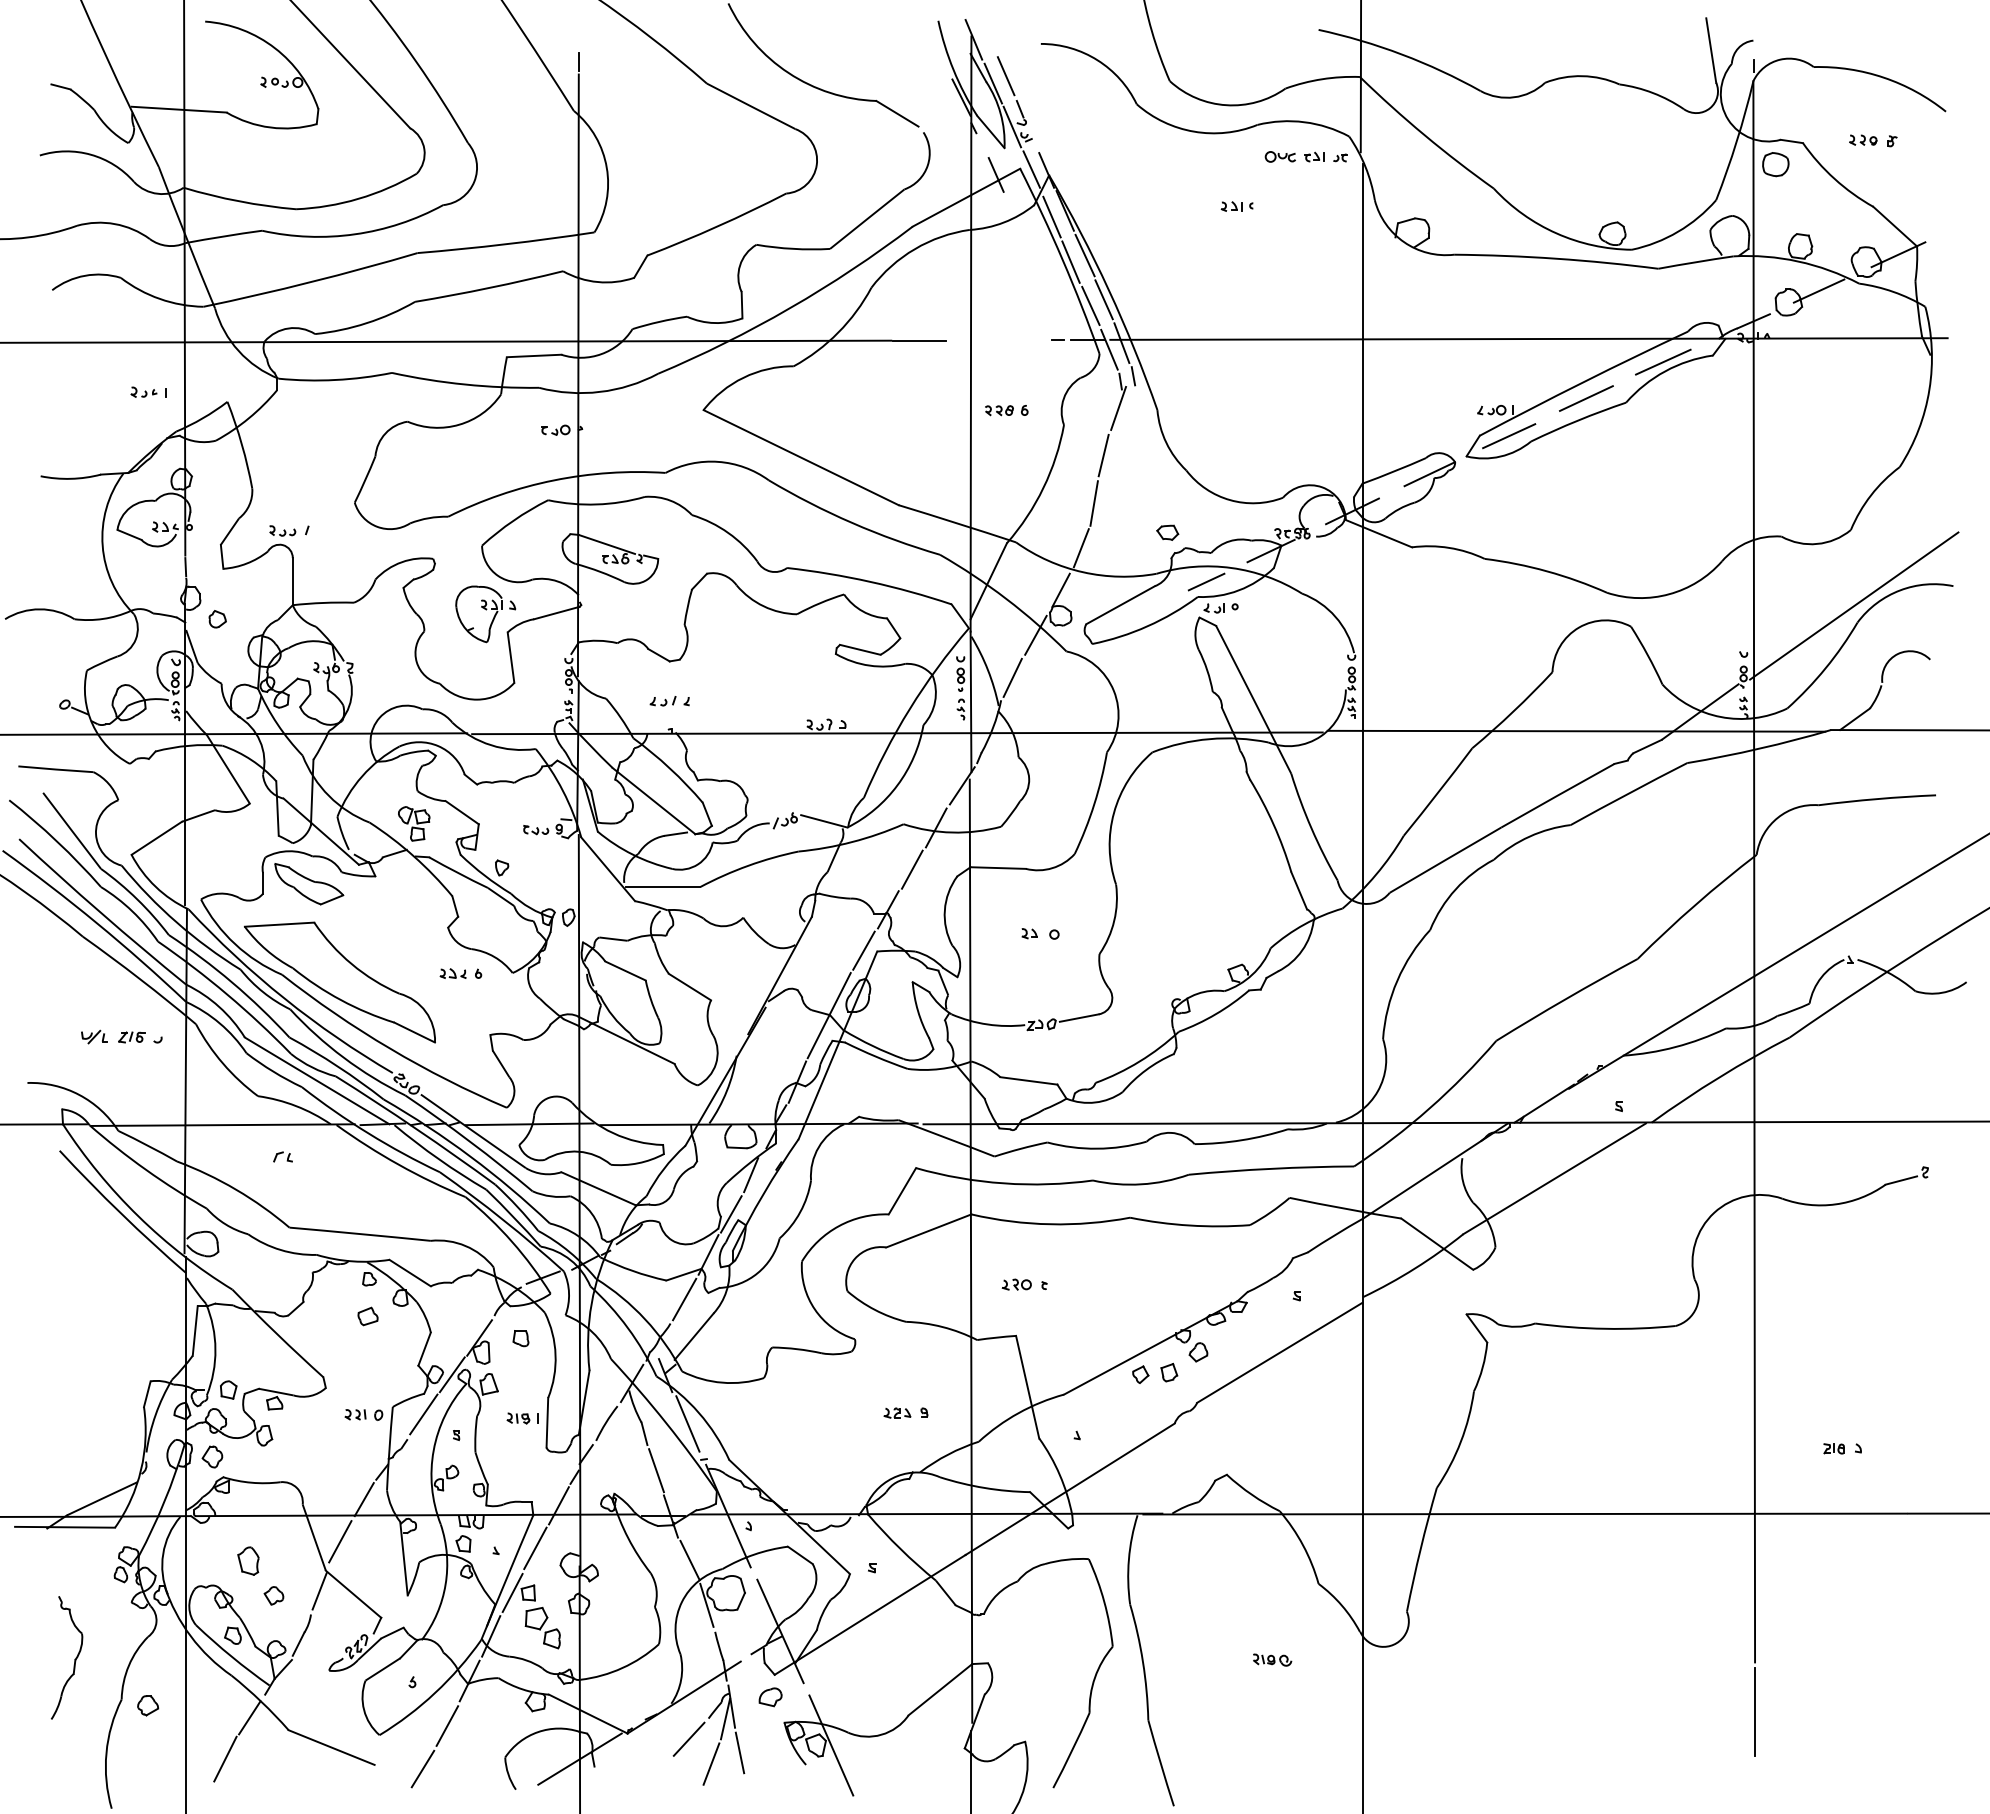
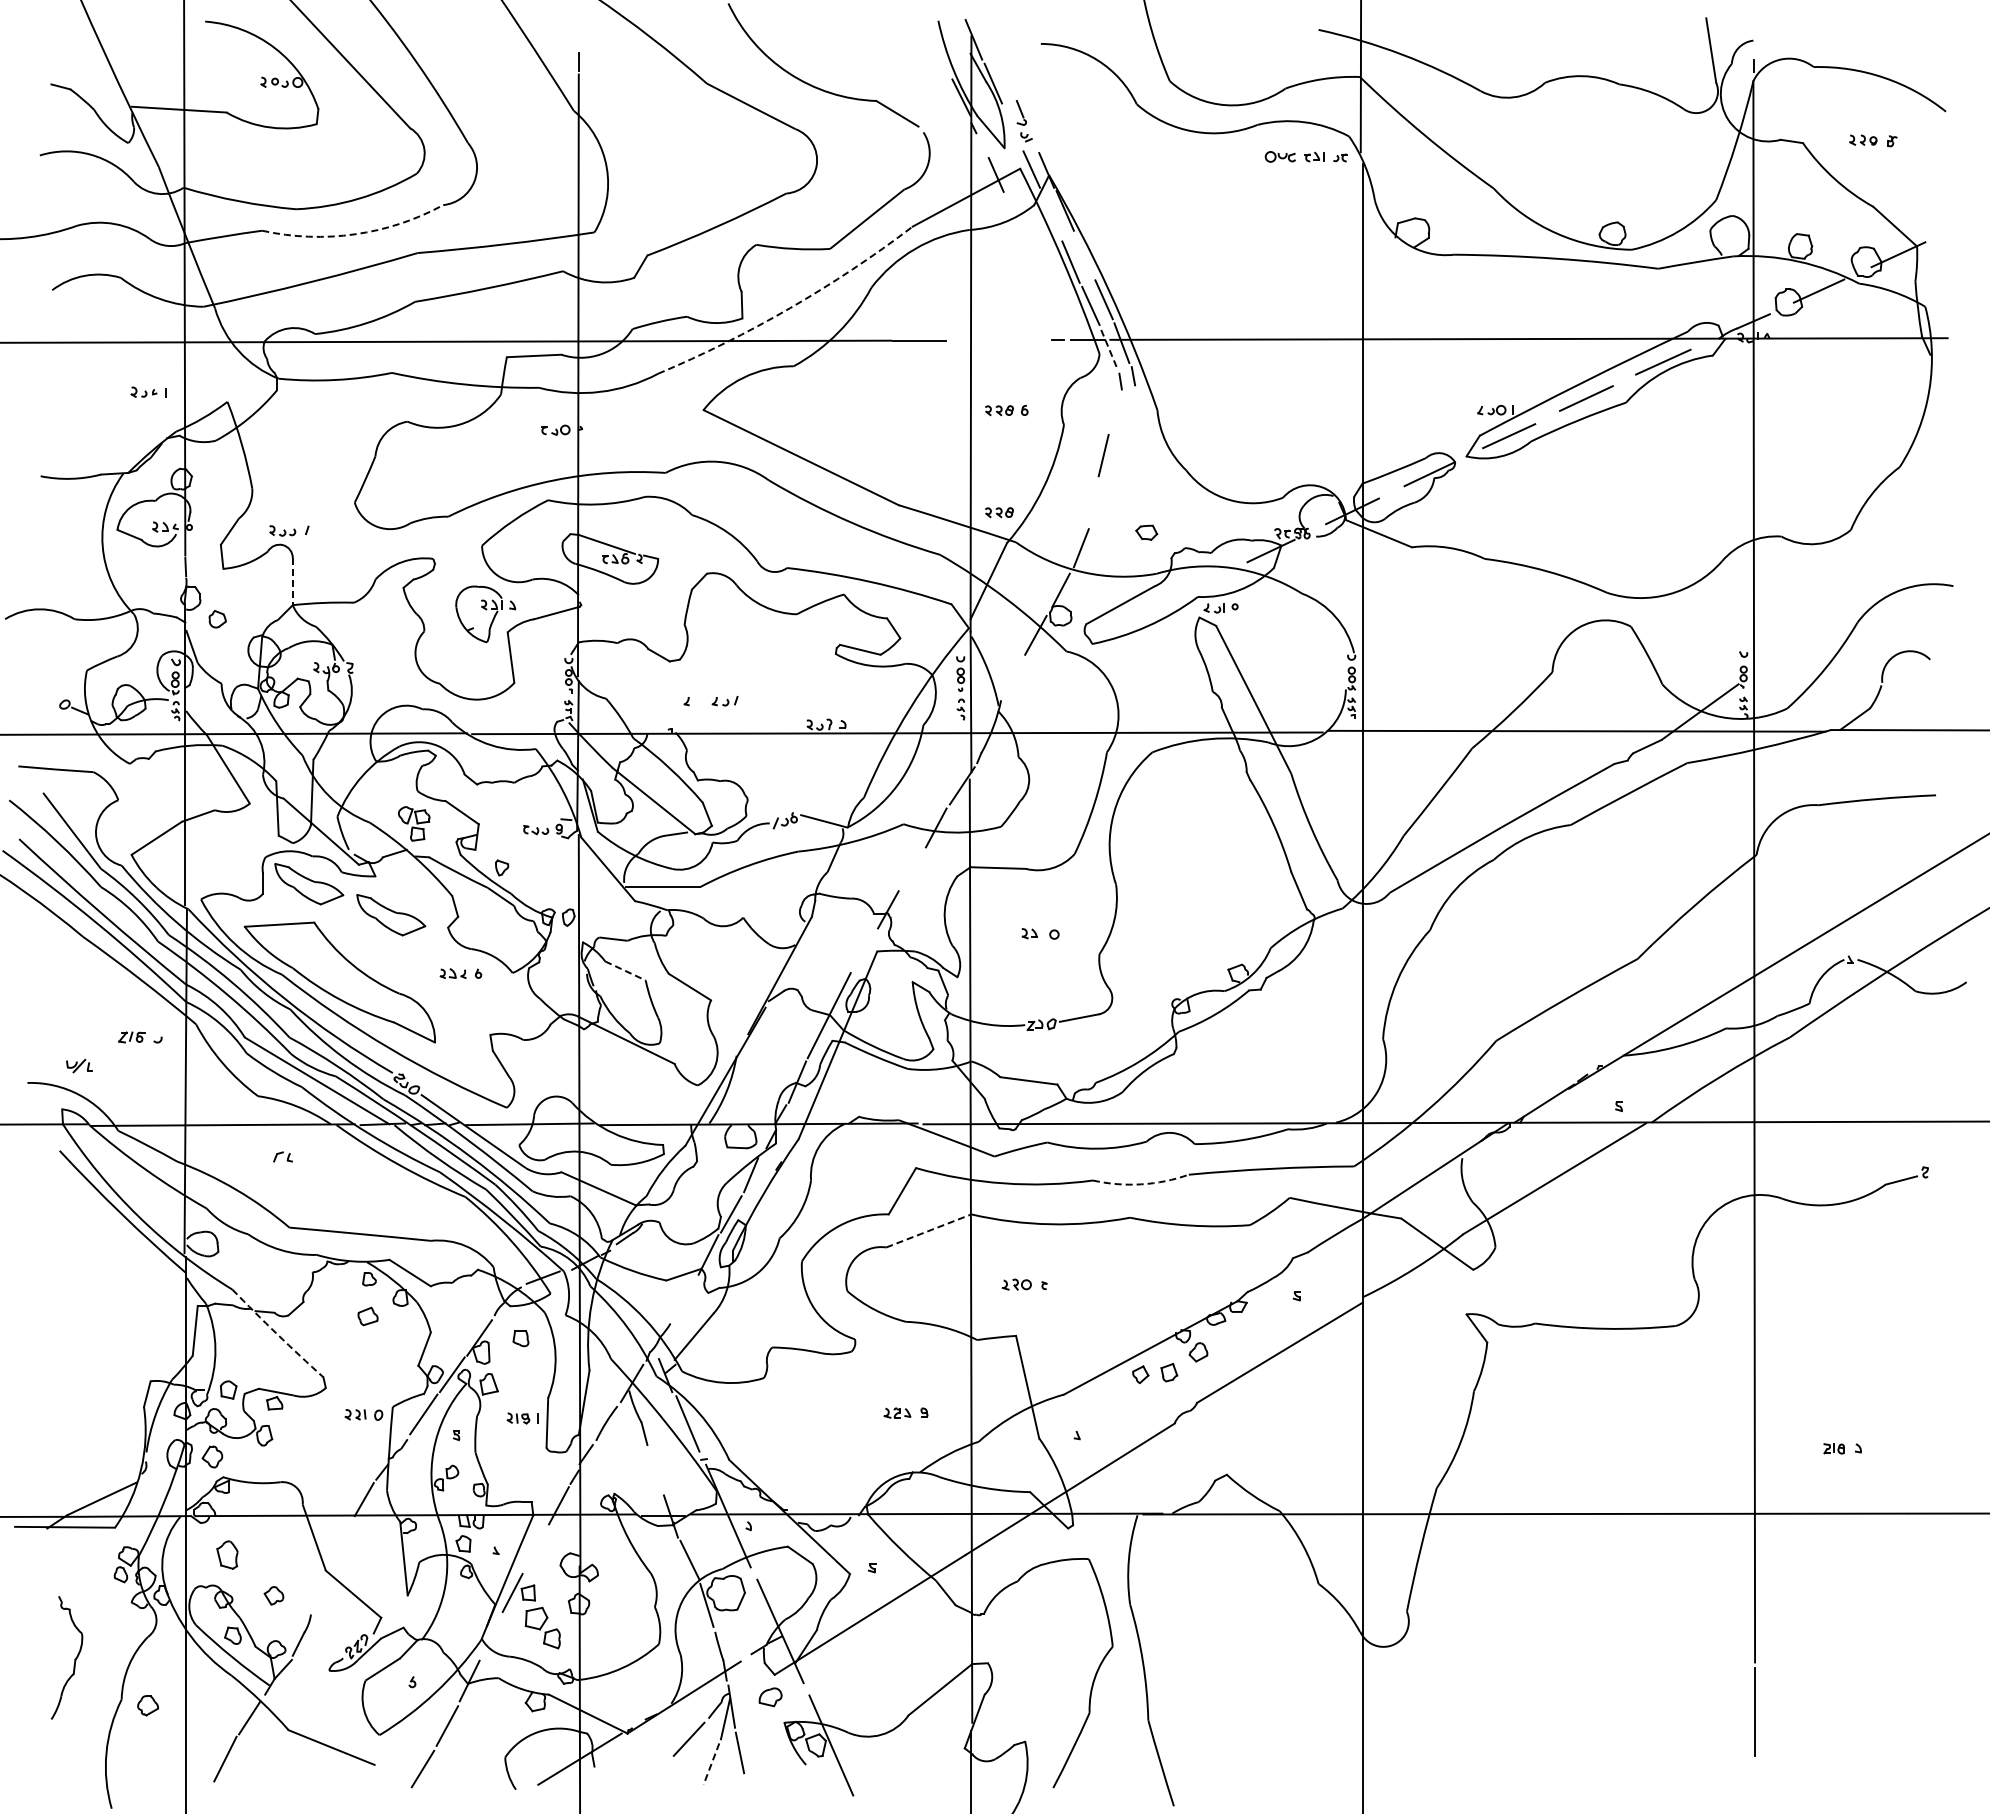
line: present -> none (1005, 76)
line: present -> none (1012, 126)
part: present -> none (1775, 164)
part: present -> none (1236, 206)
line: present -> none (1051, 216)
arc: solid -> dashed (355, 234)
line: present -> none (1084, 255)
arc: solid -> dashed (790, 308)
line: solid -> dashed (1109, 350)
line: present -> none (1118, 407)
line: present -> none (1093, 503)
part: none -> present (999, 512)
part position: (1167, 532) -> (1146, 532) (1146, 532)
line: solid -> dashed (292, 581)
line: present -> none (1206, 581)
line: present -> none (1854, 605)
line: present -> none (1012, 677)
part position: (662, 701) -> (724, 701) (724, 701)
line: present -> none (912, 869)
part: none -> present (391, 915)
line: present -> none (863, 950)
line: solid -> dashed (625, 971)
part position: (94, 1036) -> (79, 1065) (79, 1065)
arc: solid -> dashed (1141, 1184)
line: solid -> dashed (928, 1230)
line: present -> none (684, 1299)
arc: solid -> dashed (277, 1334)
line: present -> none (656, 1470)
line: present -> none (340, 1541)
line: present -> none (535, 1548)
part position: (248, 1560) -> (227, 1554) (227, 1554)
line: present -> none (319, 1591)
line: present -> none (491, 1636)
part: present -> none (1272, 1659)
line: solid -> dashed (711, 1764)
